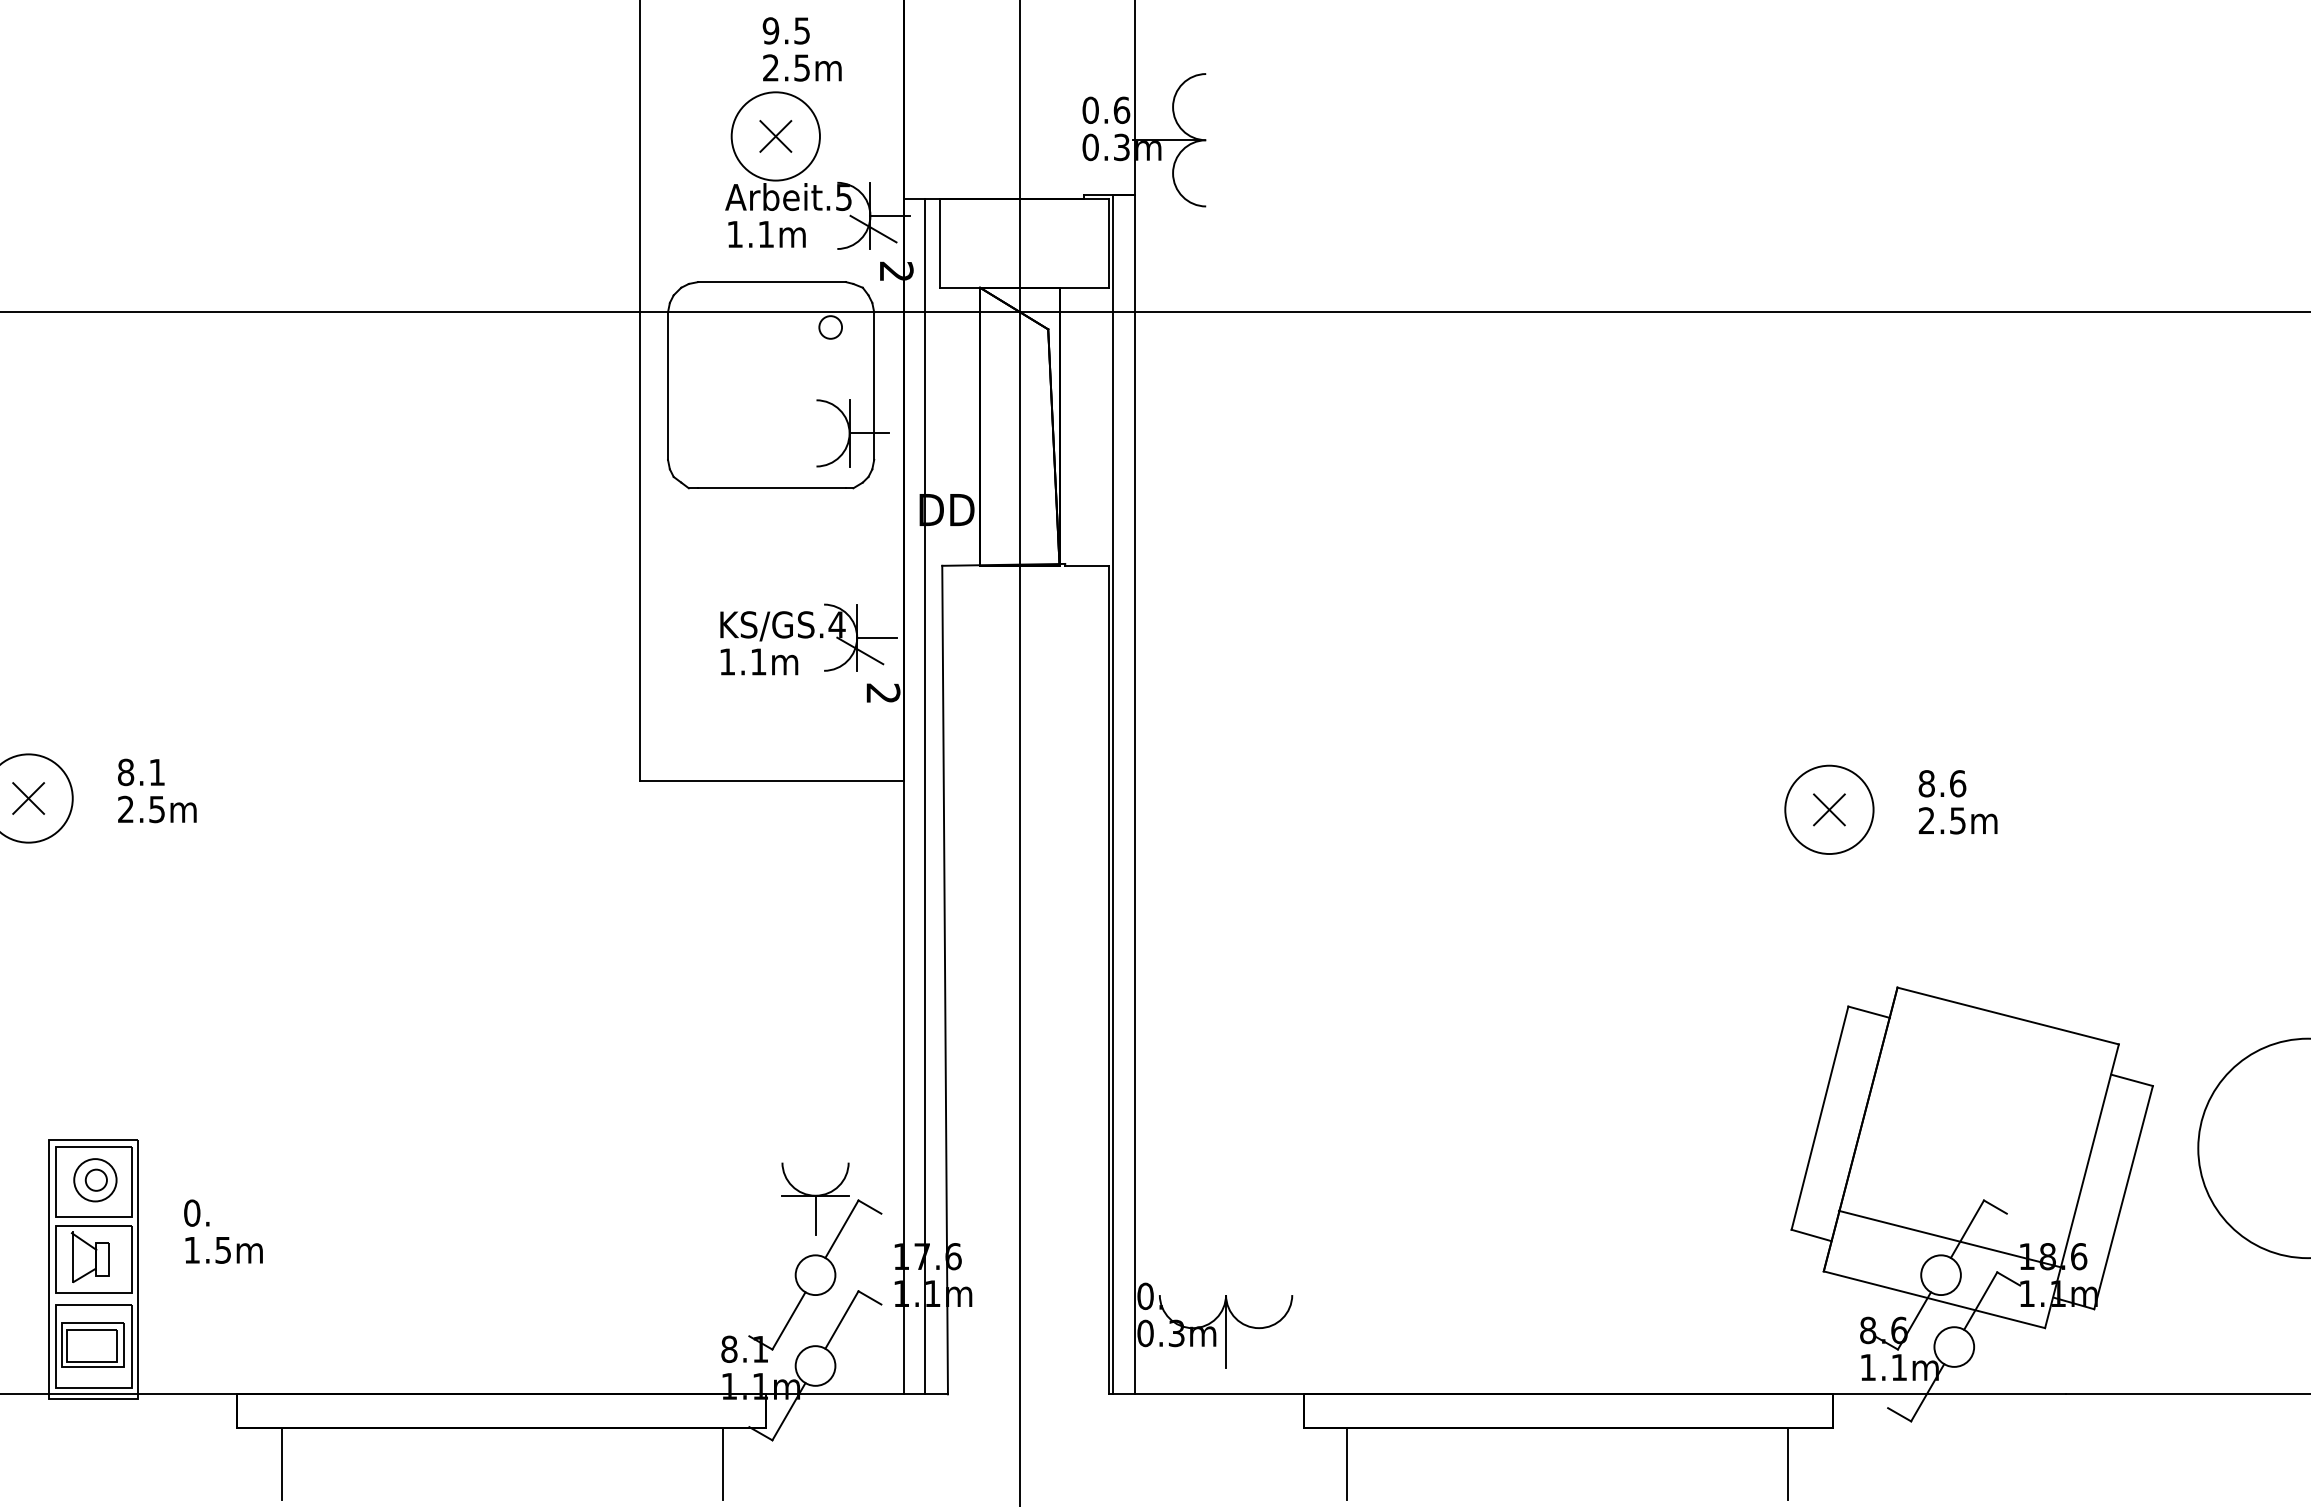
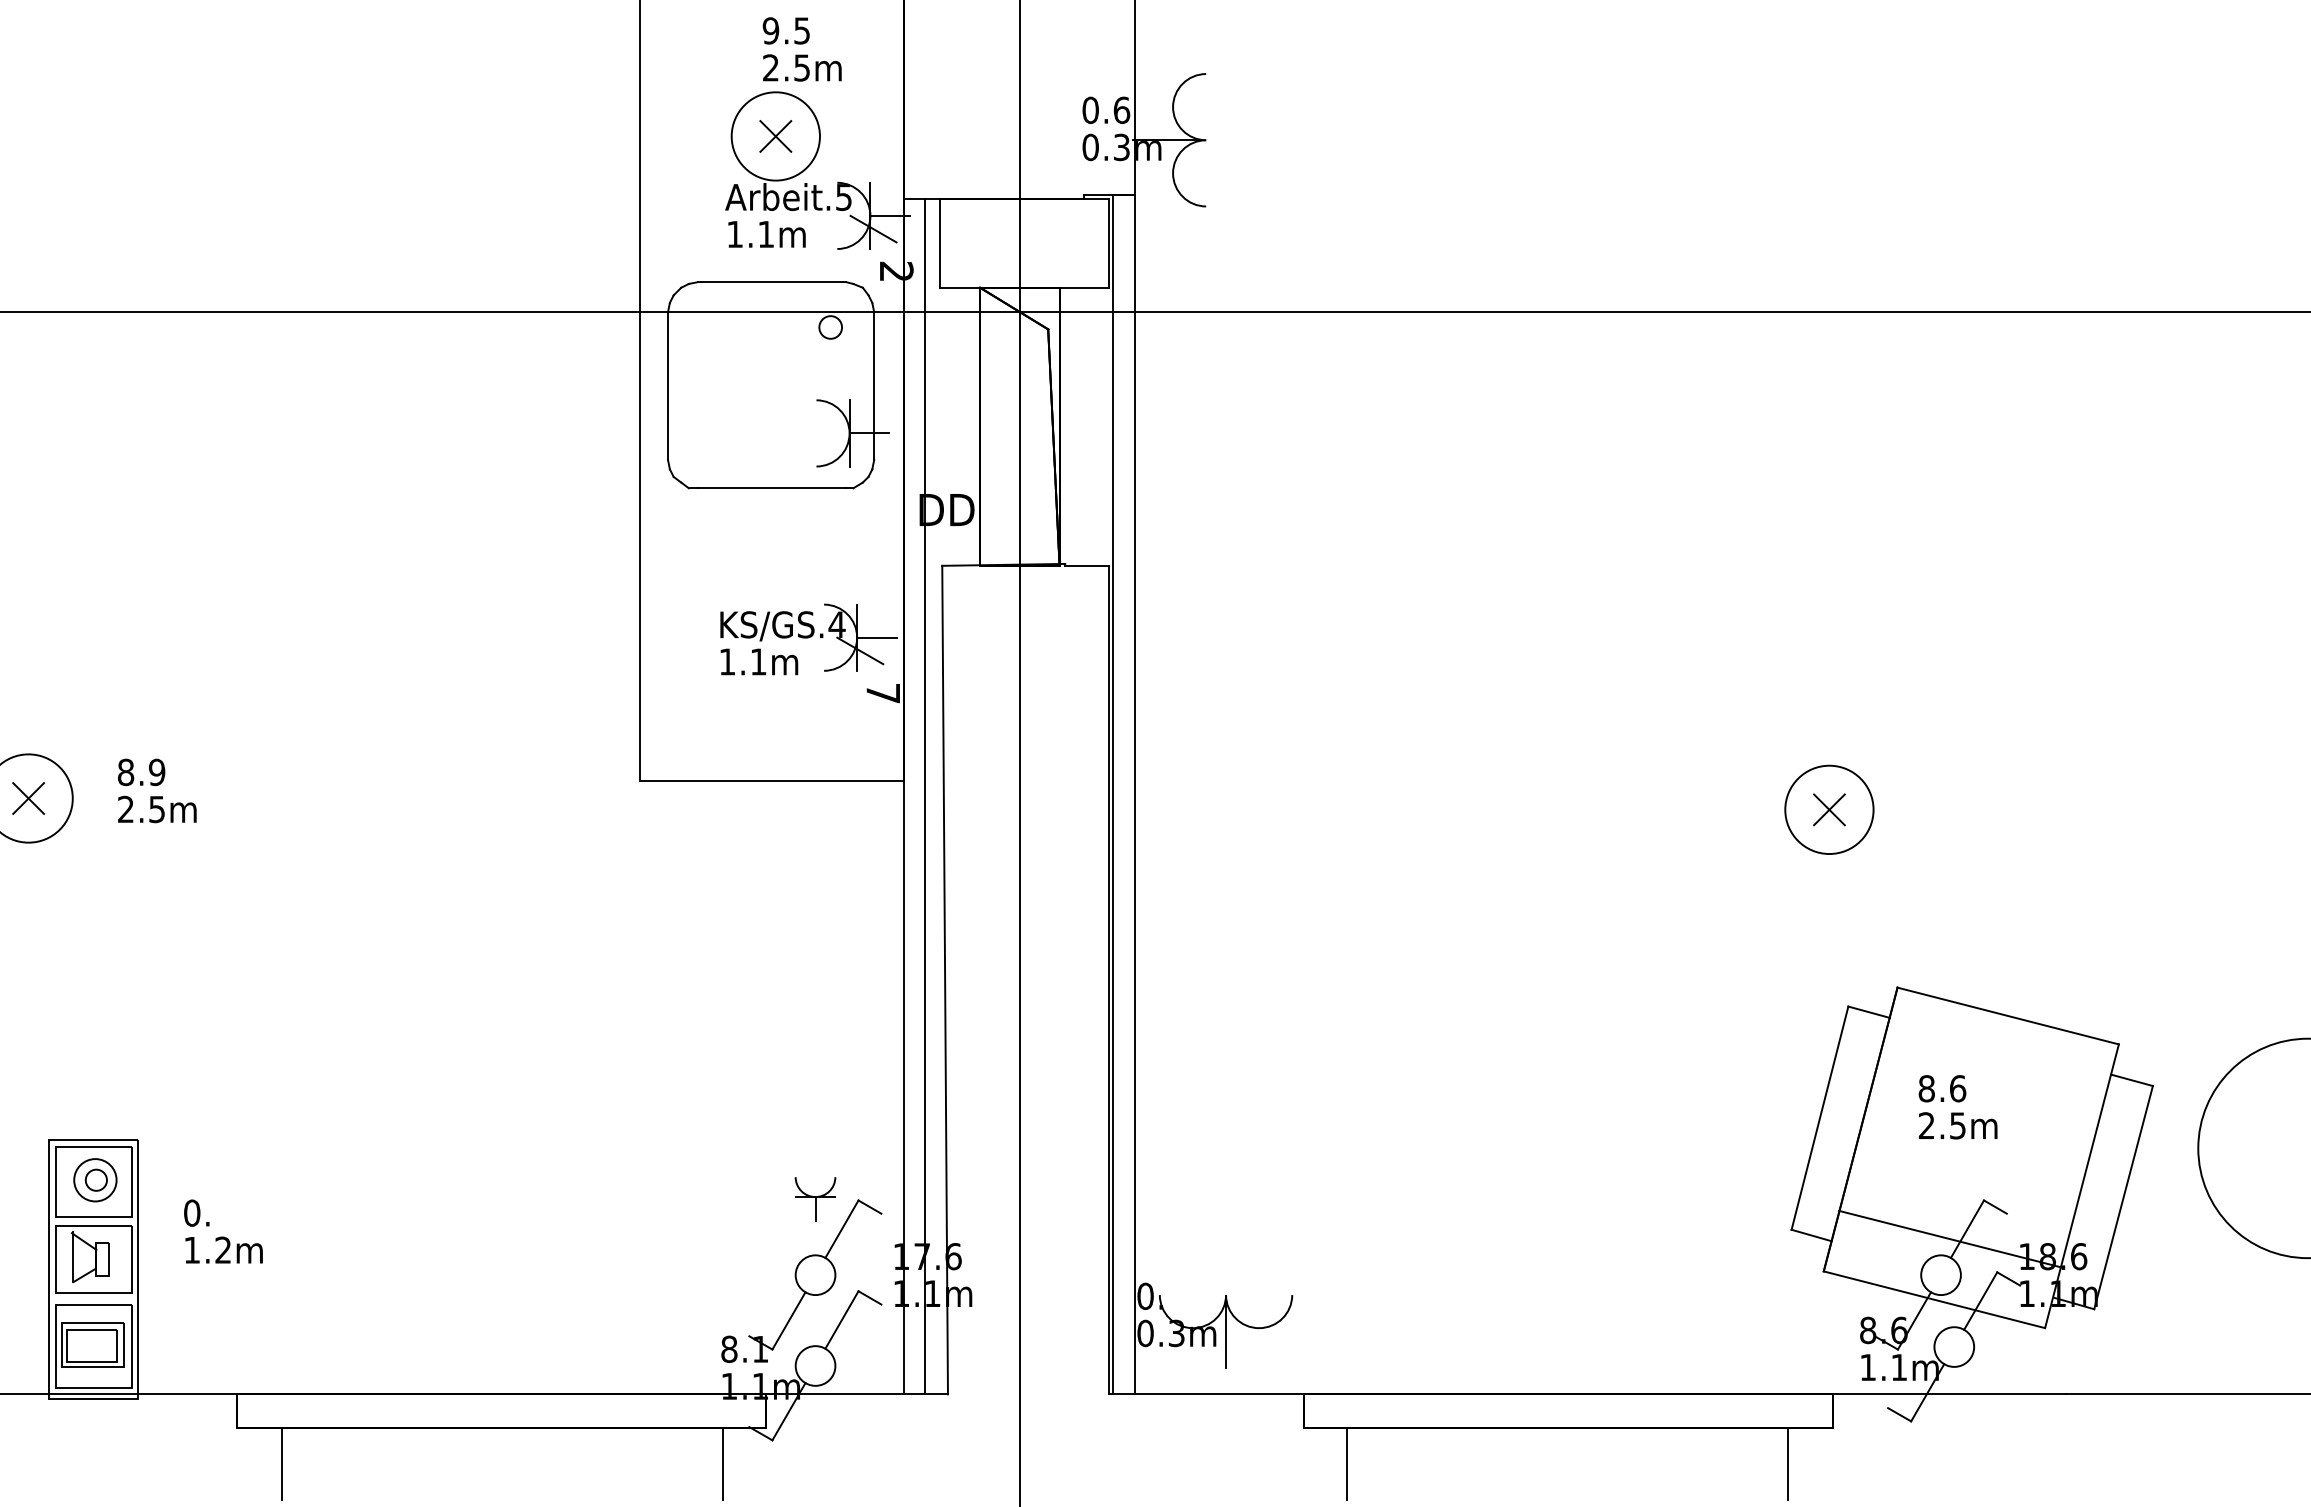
text: 2 -> 7 (883, 693)
text: 8.1 -> 8.9 (157, 772)
text position: (1957, 802) -> (1957, 1107) (1957, 1107)
part size: 69x74 px -> 43x45 px (815, 1199)
text: 1.5m -> 1.2m (222, 1249)
